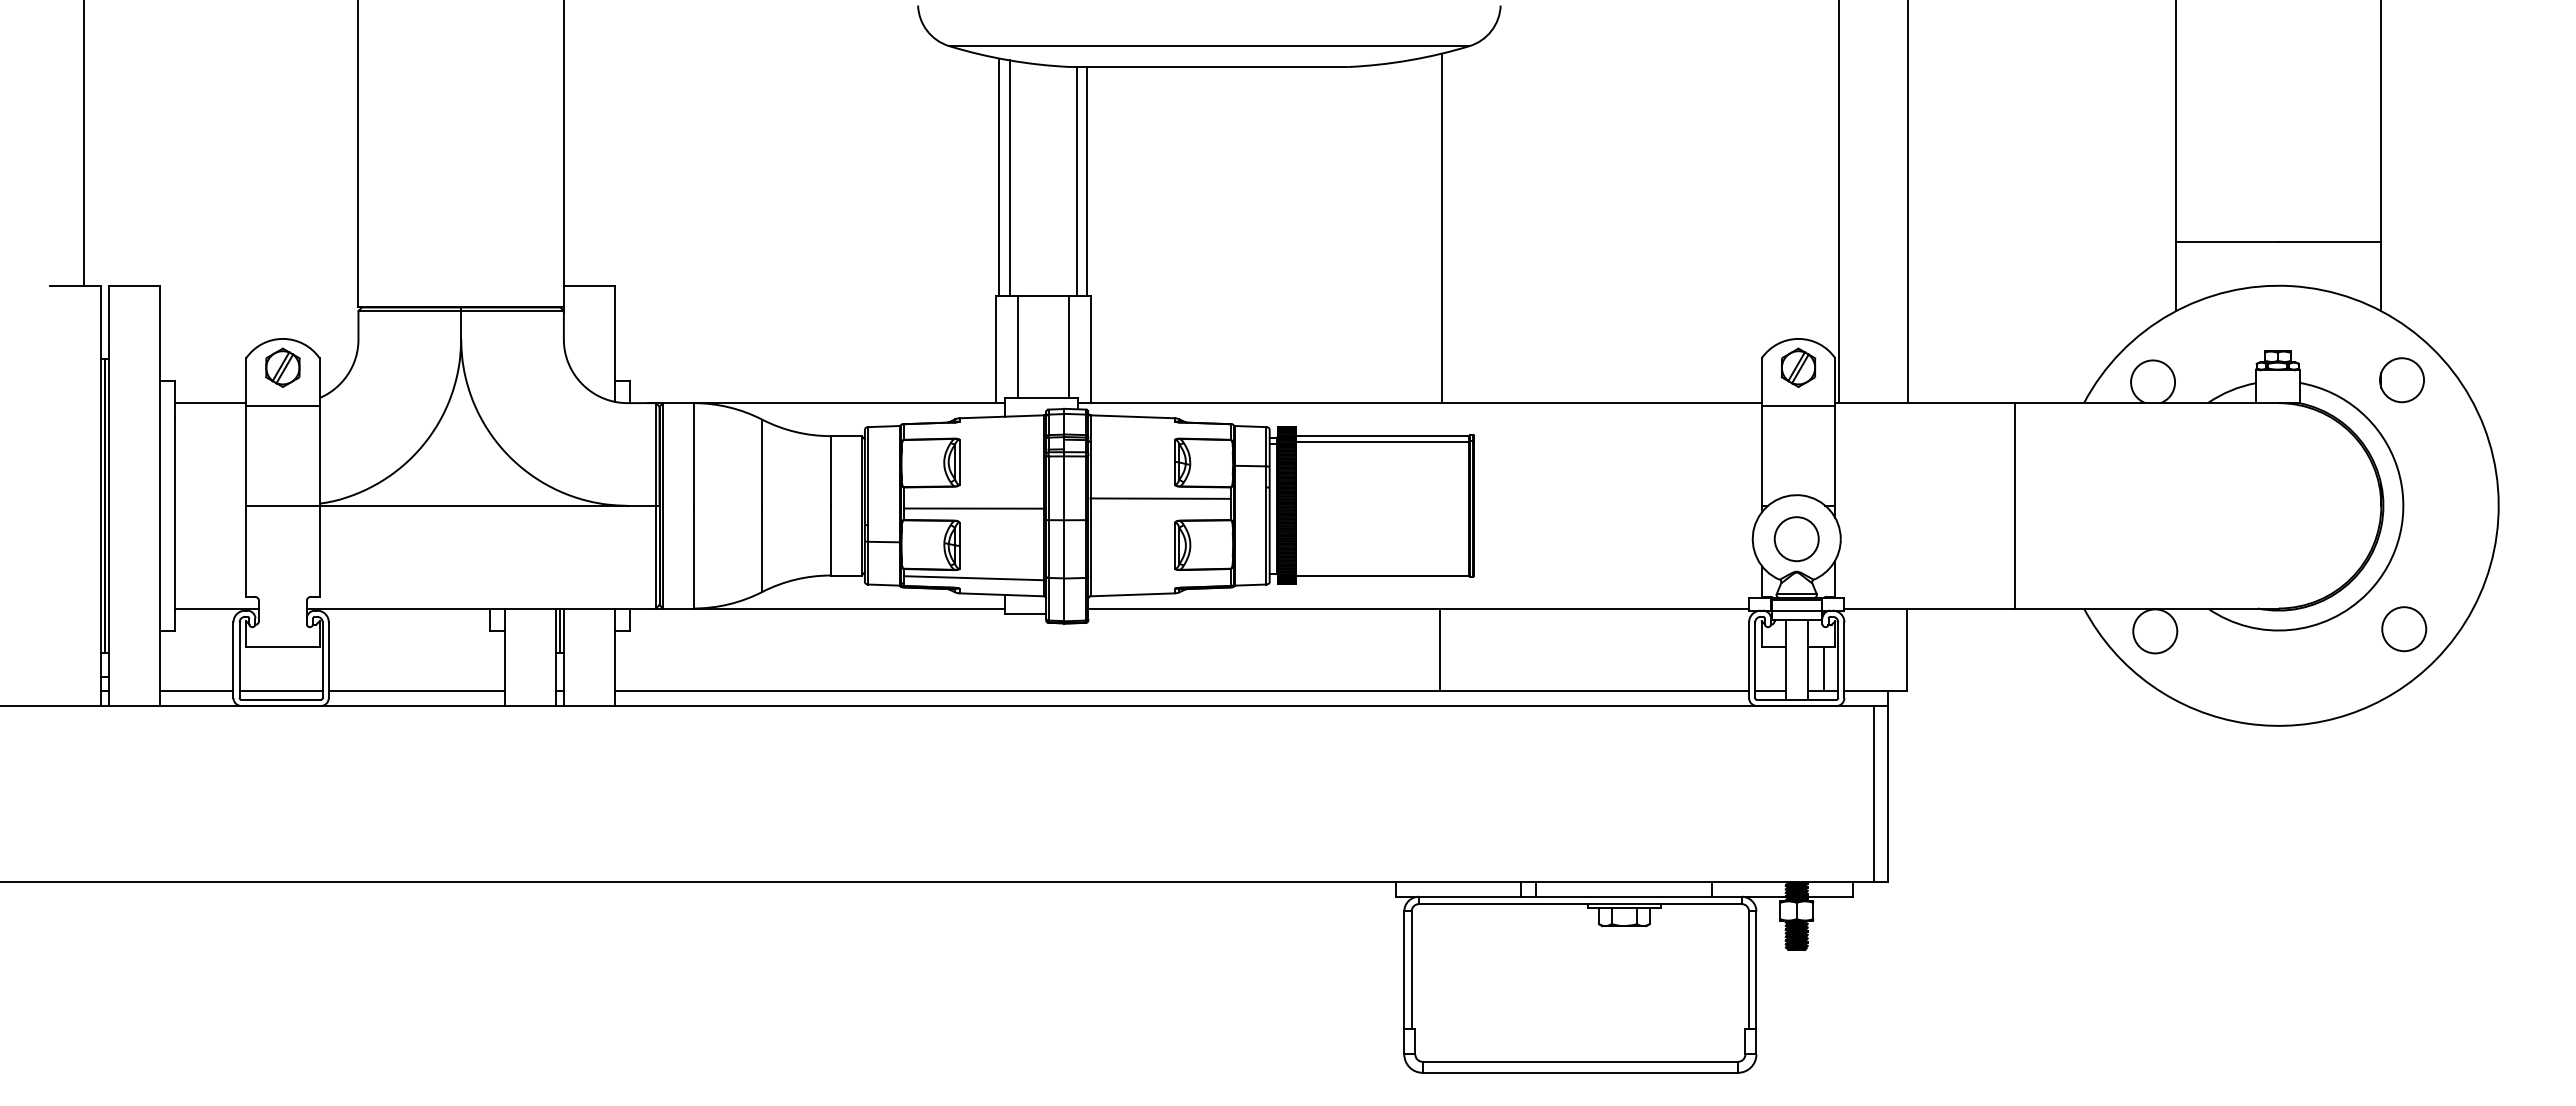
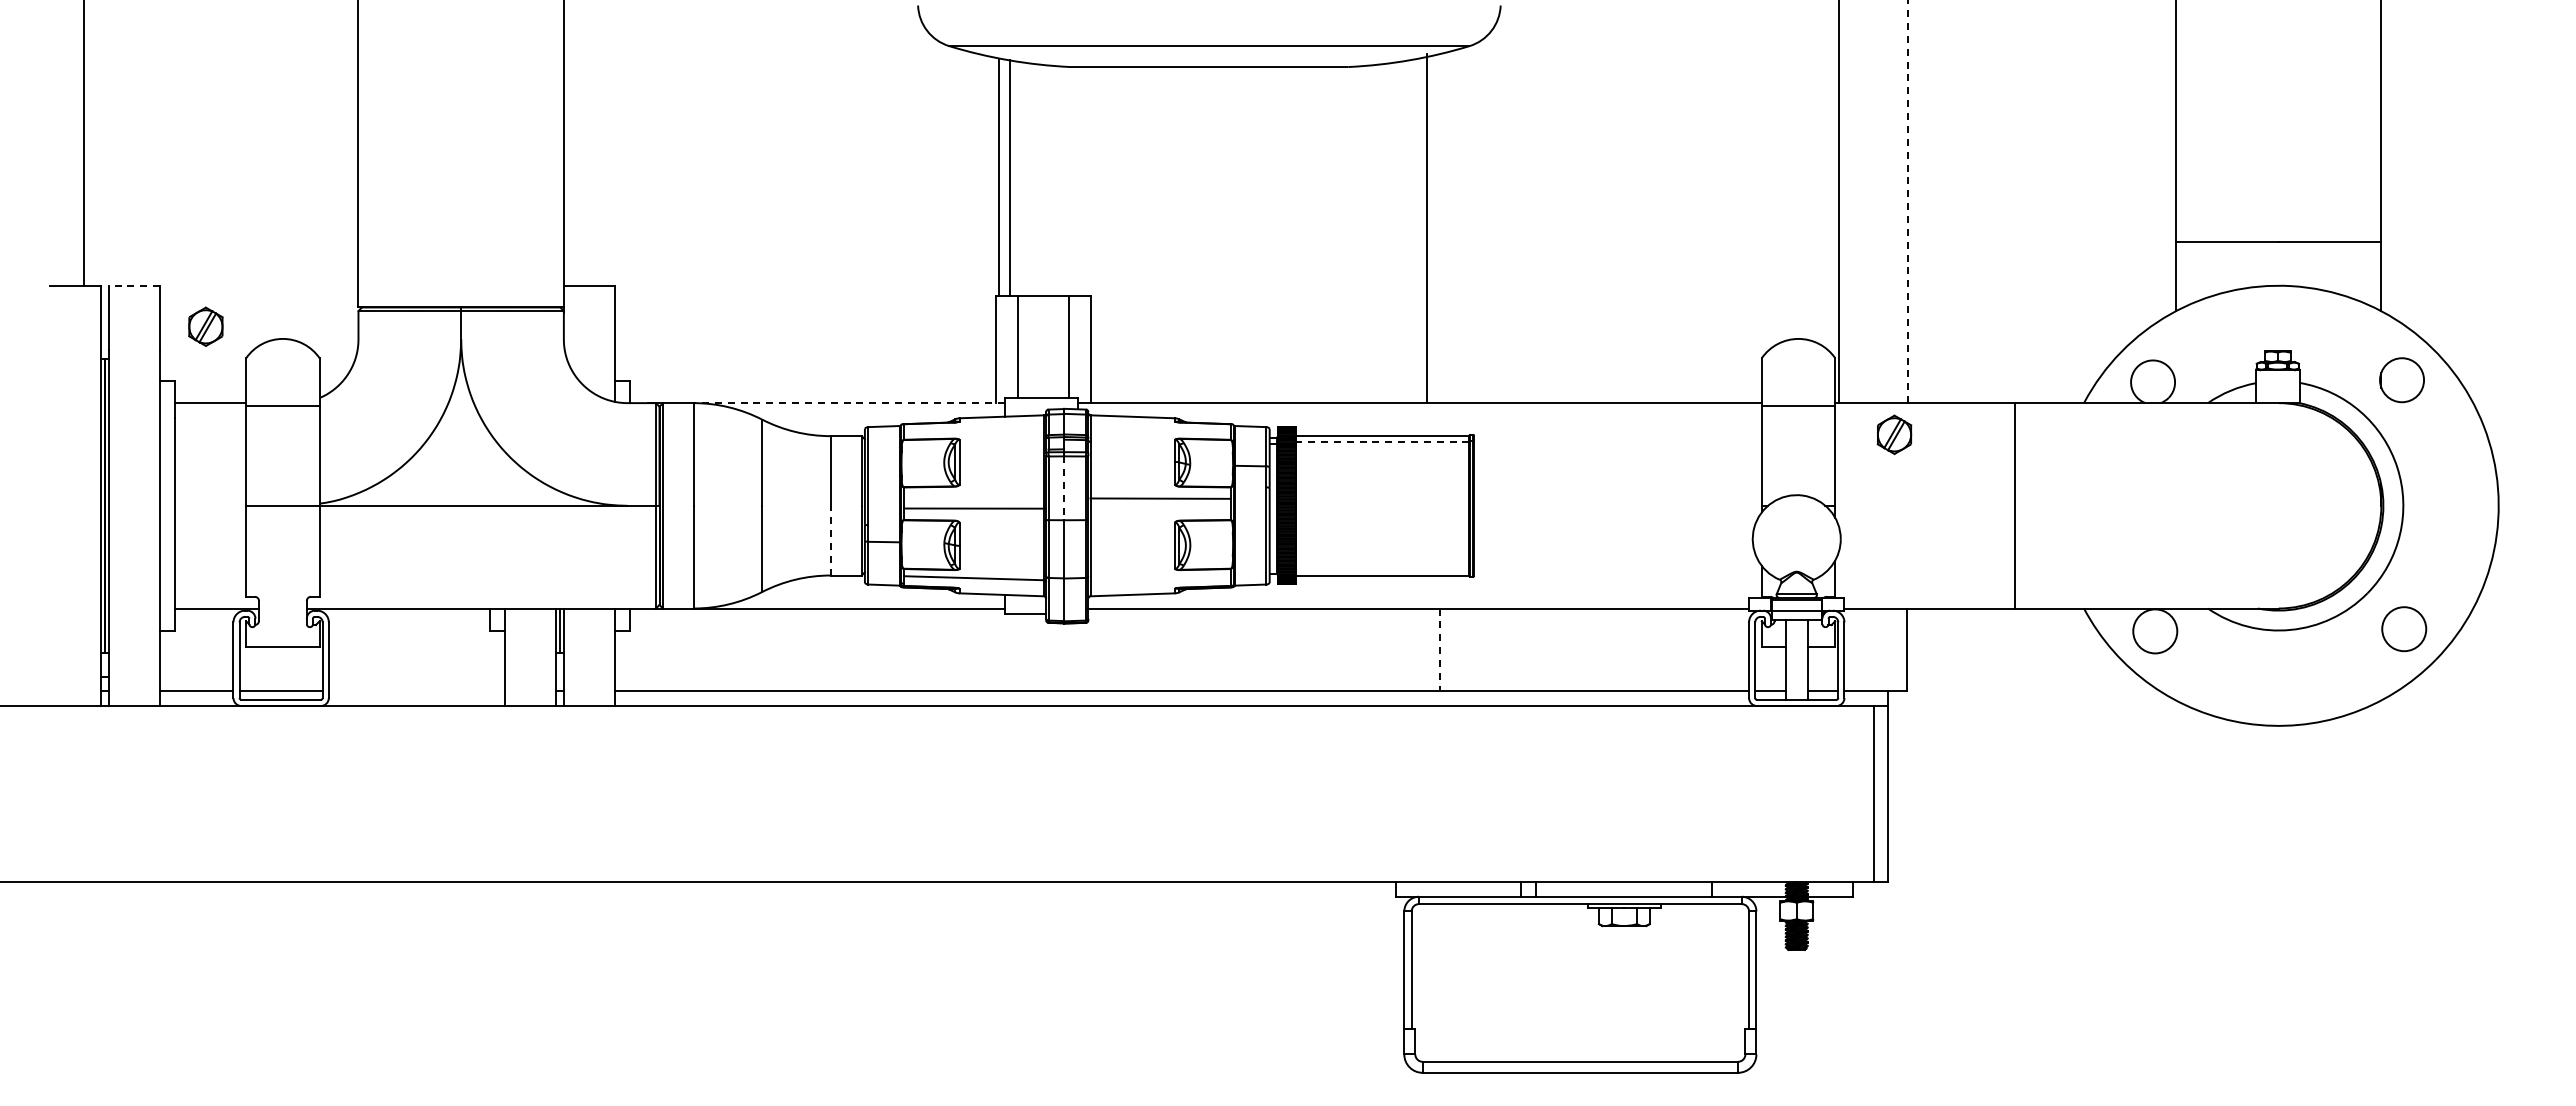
line: present -> none (1076, 181)
line: present -> none (1087, 181)
line: solid -> dashed (1907, 201)
line position: (1442, 228) -> (1427, 228) (1427, 228)
line: solid -> dashed (134, 285)
part position: (282, 367) -> (205, 326) (205, 326)
part position: (1798, 367) -> (1894, 434) (1894, 434)
line: solid -> dashed (849, 403)
line: solid -> dashed (1382, 442)
line: solid -> dashed (1064, 488)
circle: present -> none (1796, 539)
line: solid -> dashed (830, 540)
line: solid -> dashed (1439, 650)
line: present -> none (1823, 669)
line: present -> none (416, 691)
